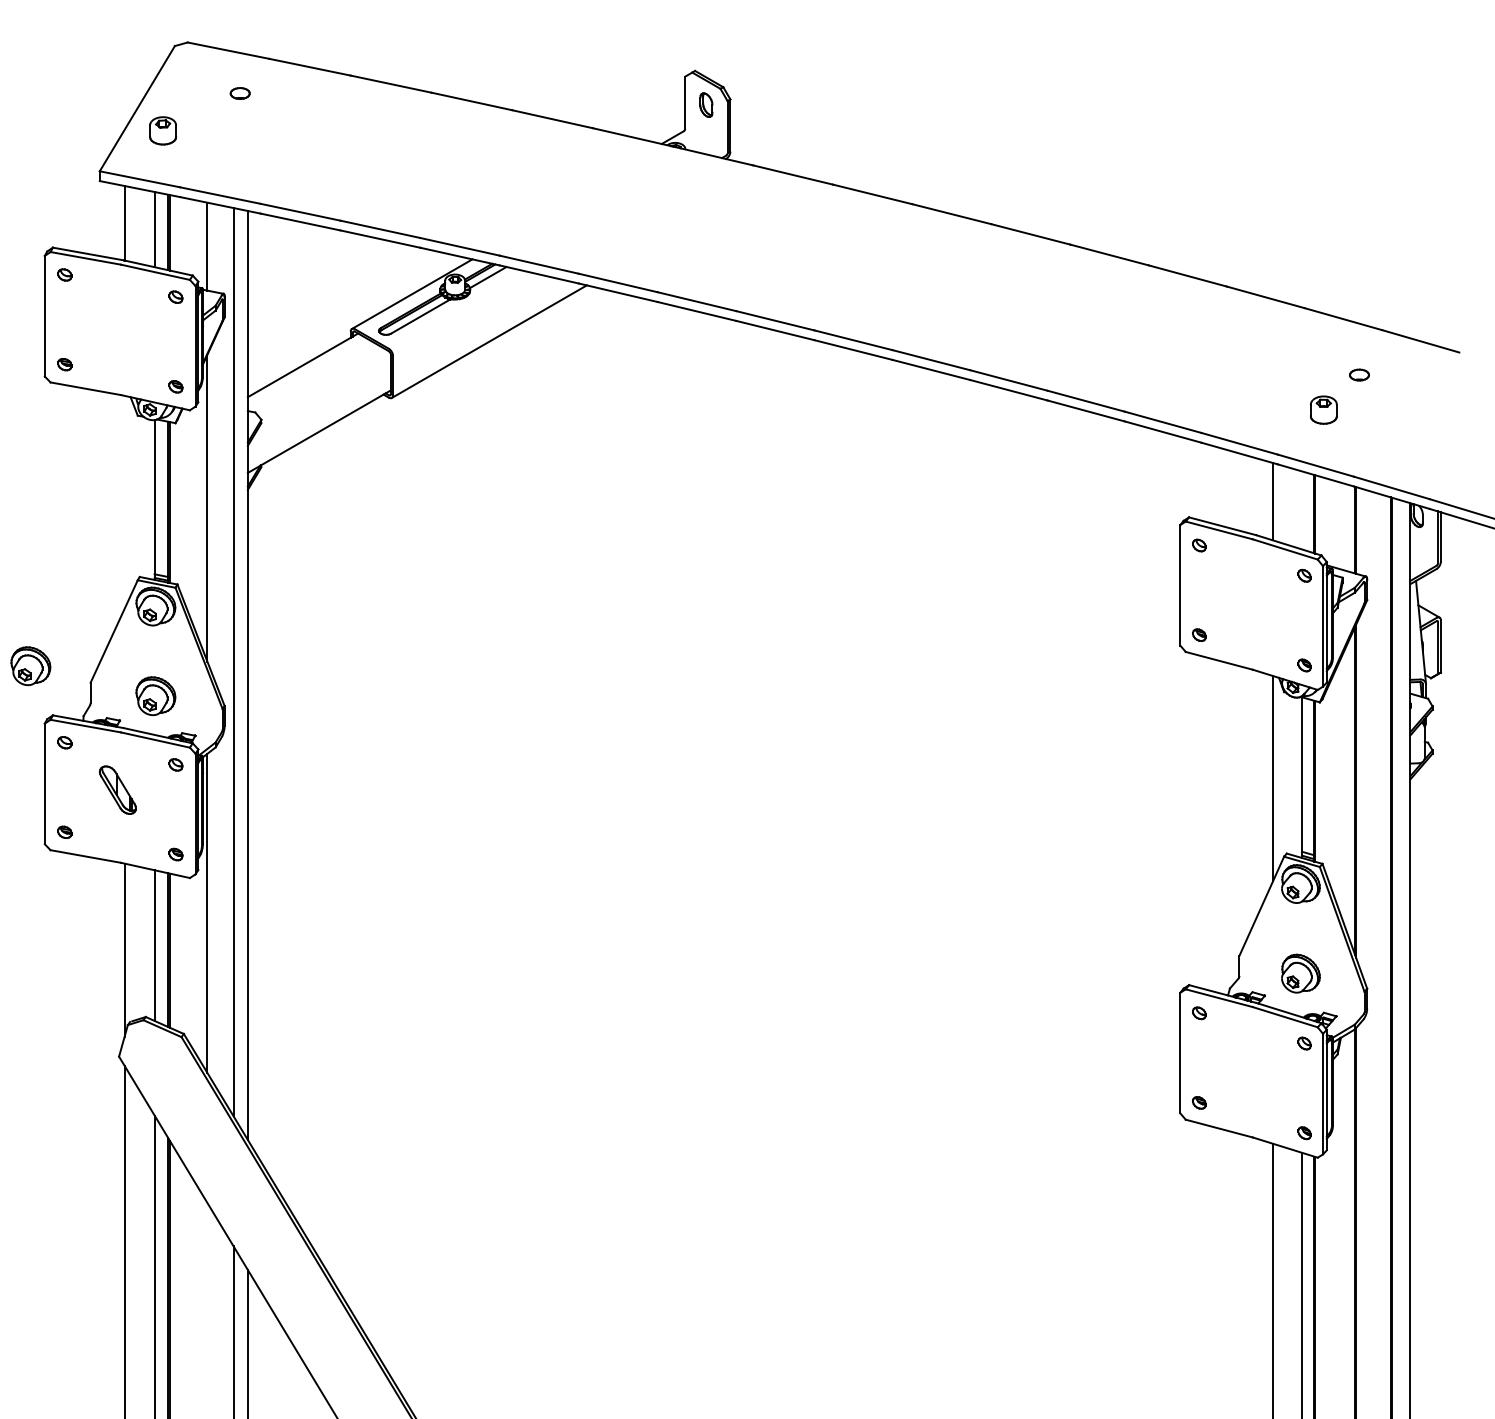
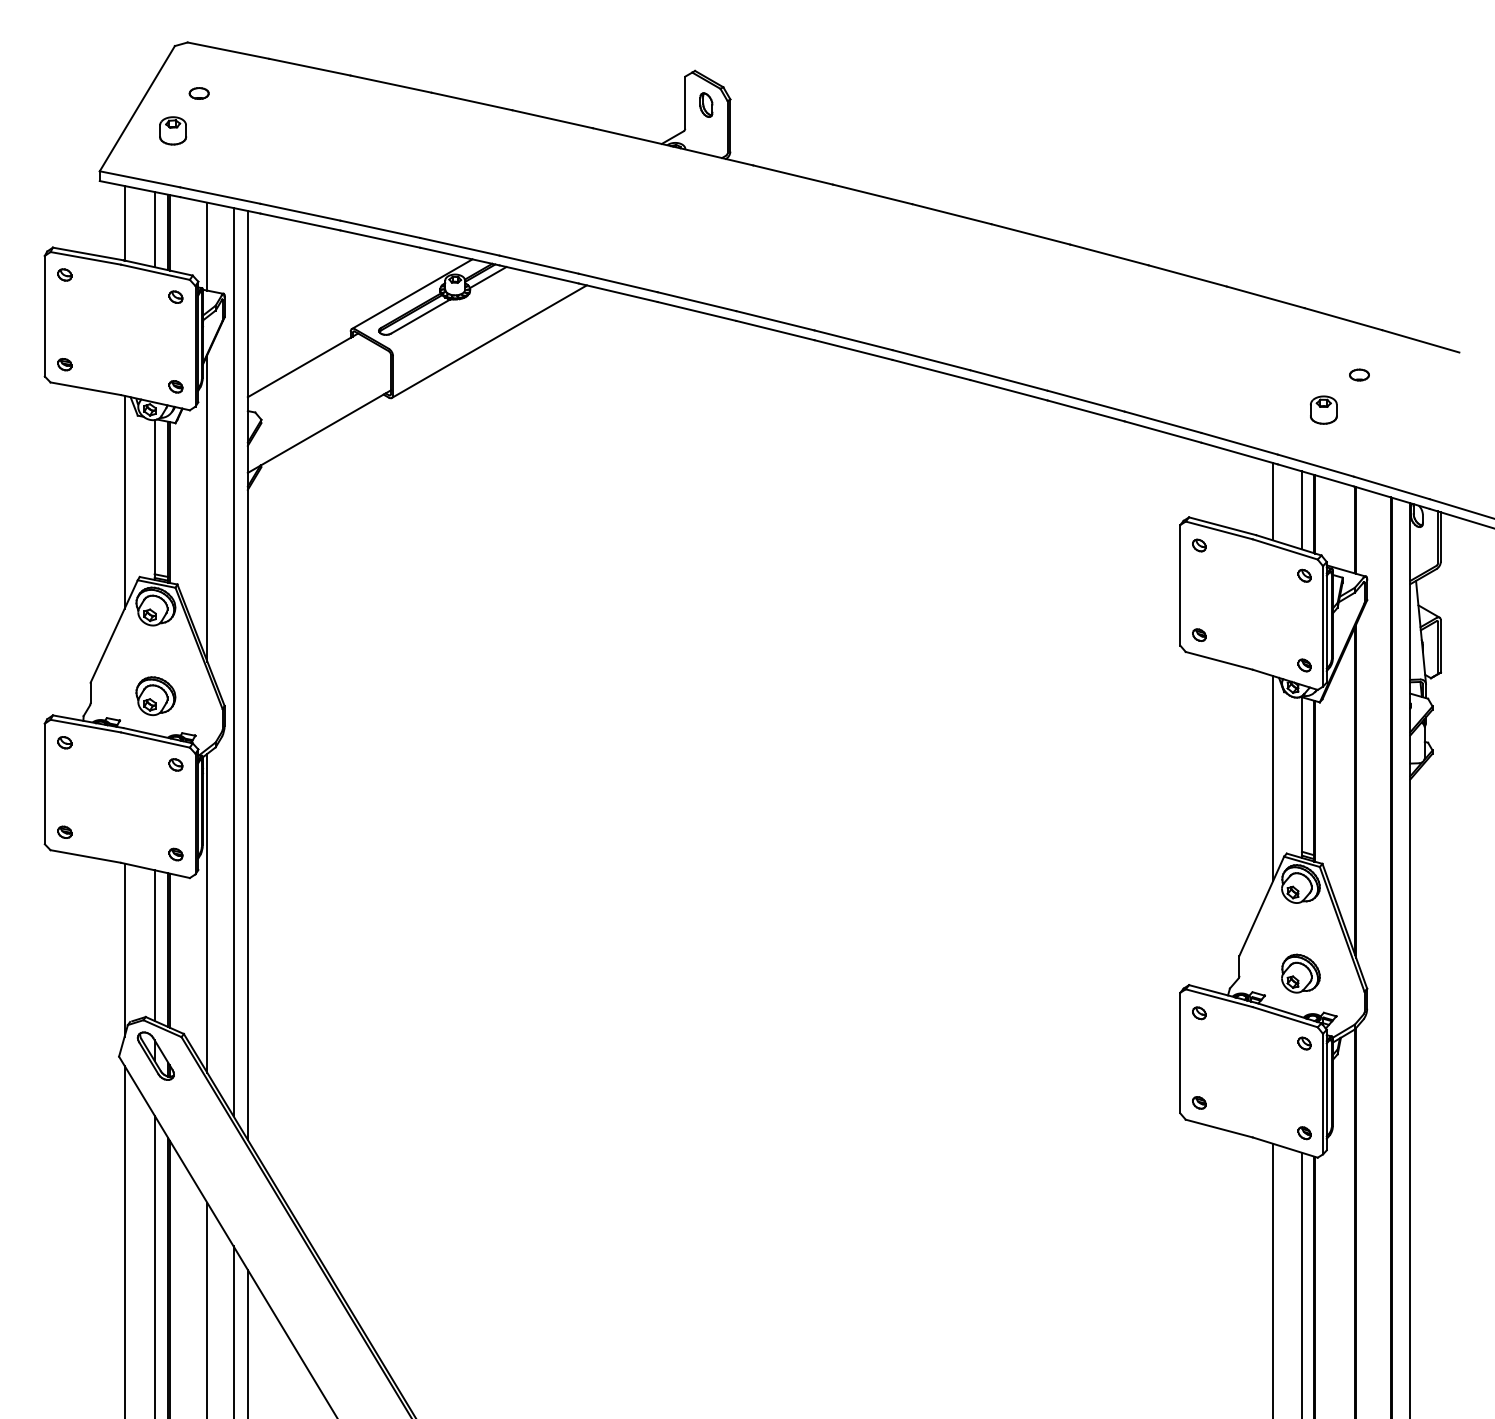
part position: (239, 93) -> (198, 93) (198, 93)
part position: (163, 130) -> (173, 130) (173, 130)
line: none -> present (124, 502)
line: none -> present (1301, 510)
part: present -> none (30, 666)
part position: (117, 789) -> (155, 1055) (155, 1055)
line: none -> present (207, 1309)
